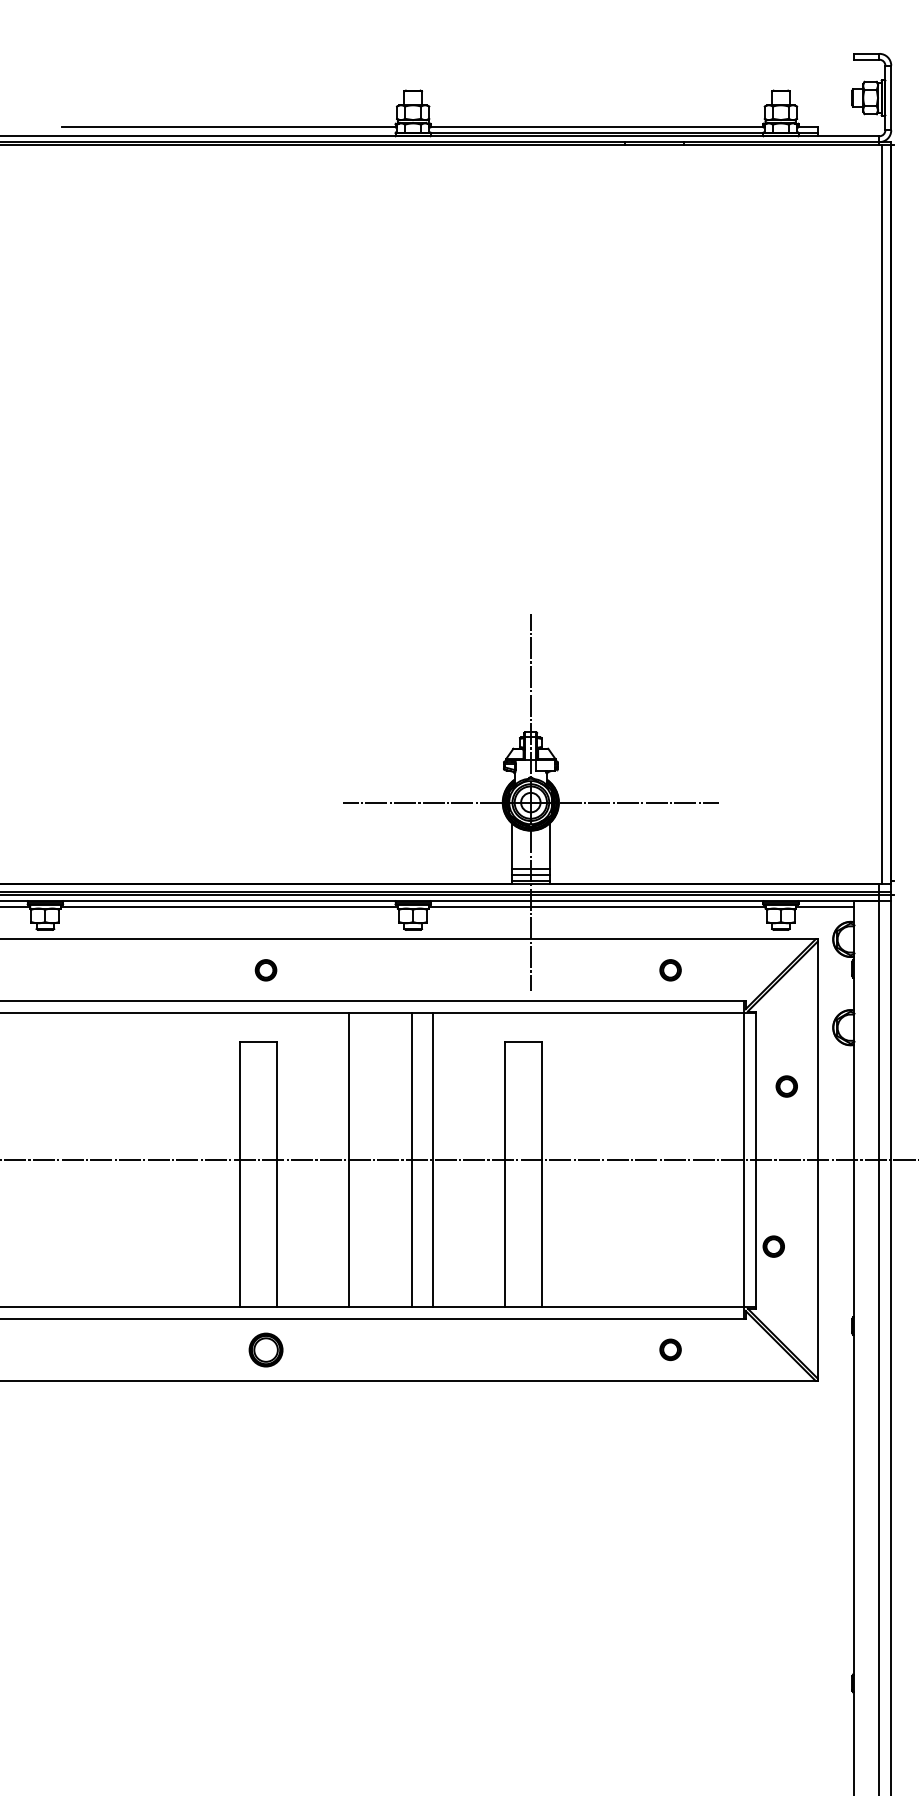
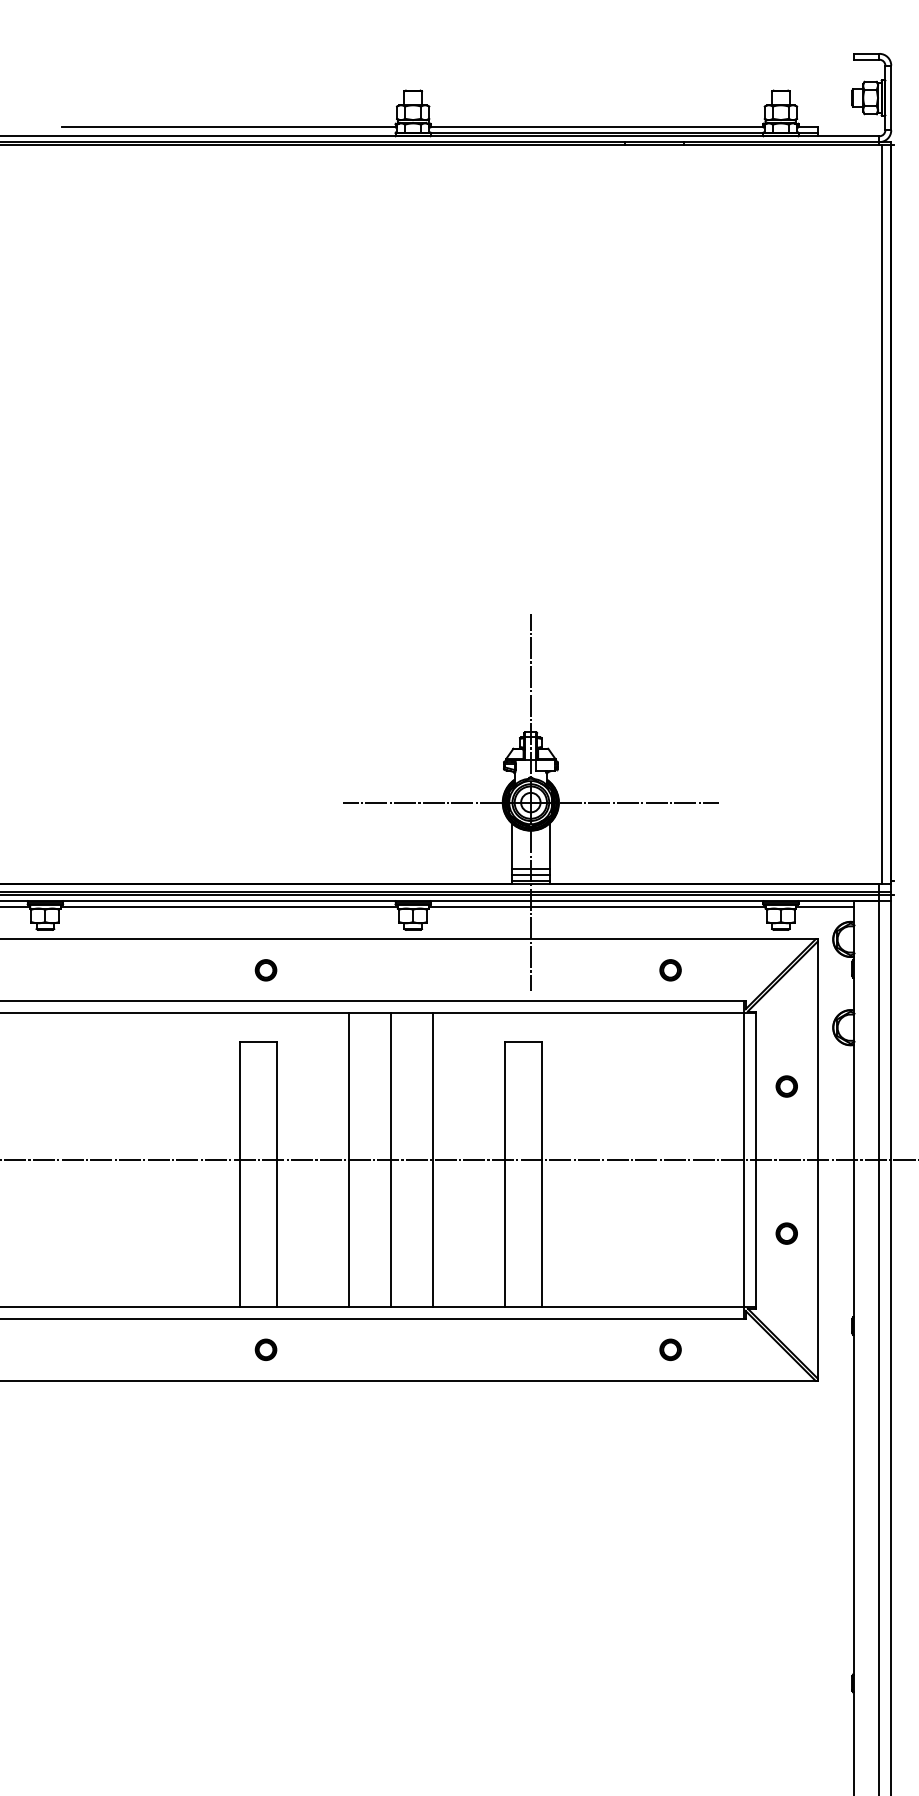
line position: (412, 1159) -> (391, 1159) (391, 1159)
part position: (773, 1246) -> (786, 1233) (786, 1233)
part size: 36x36 px -> 24x23 px (265, 1349)
